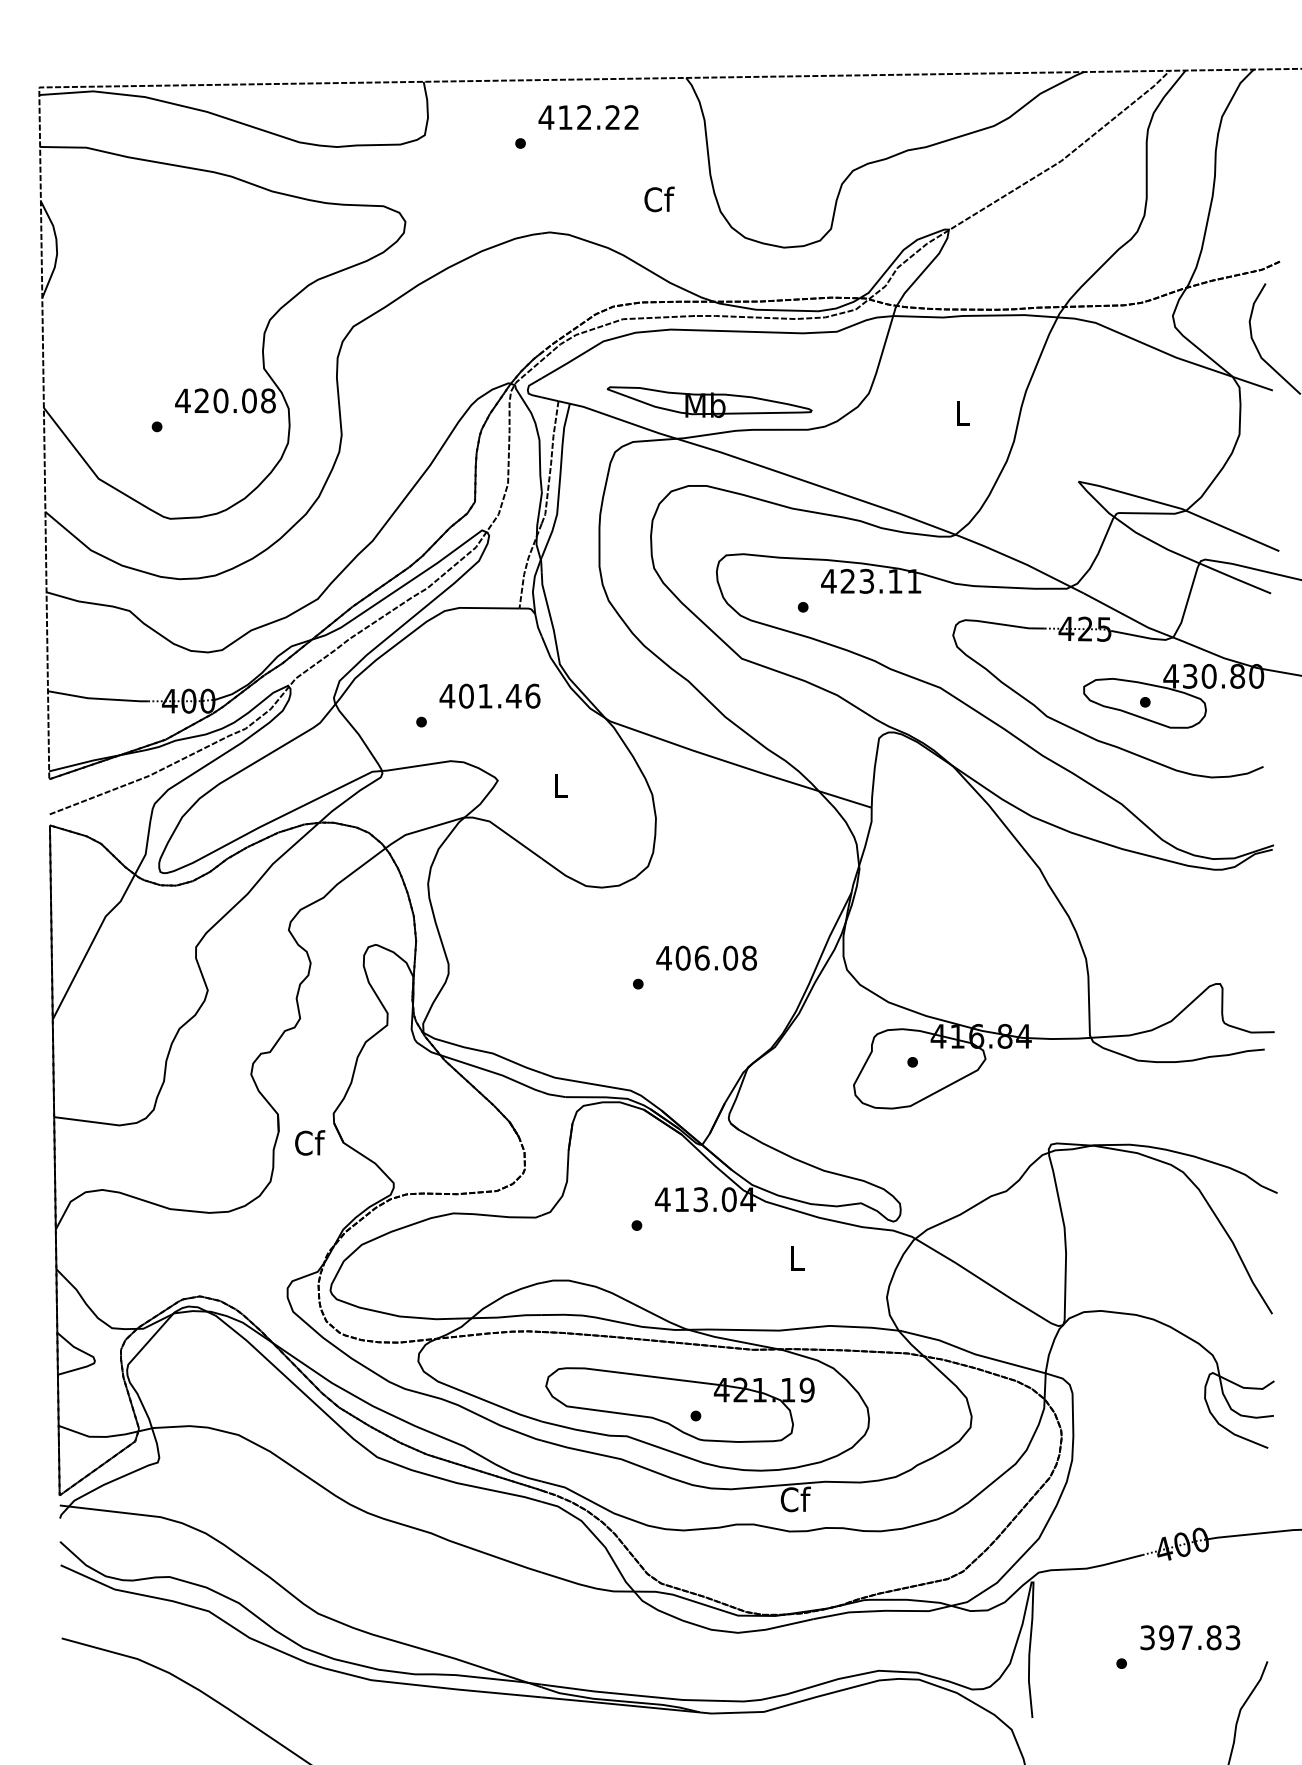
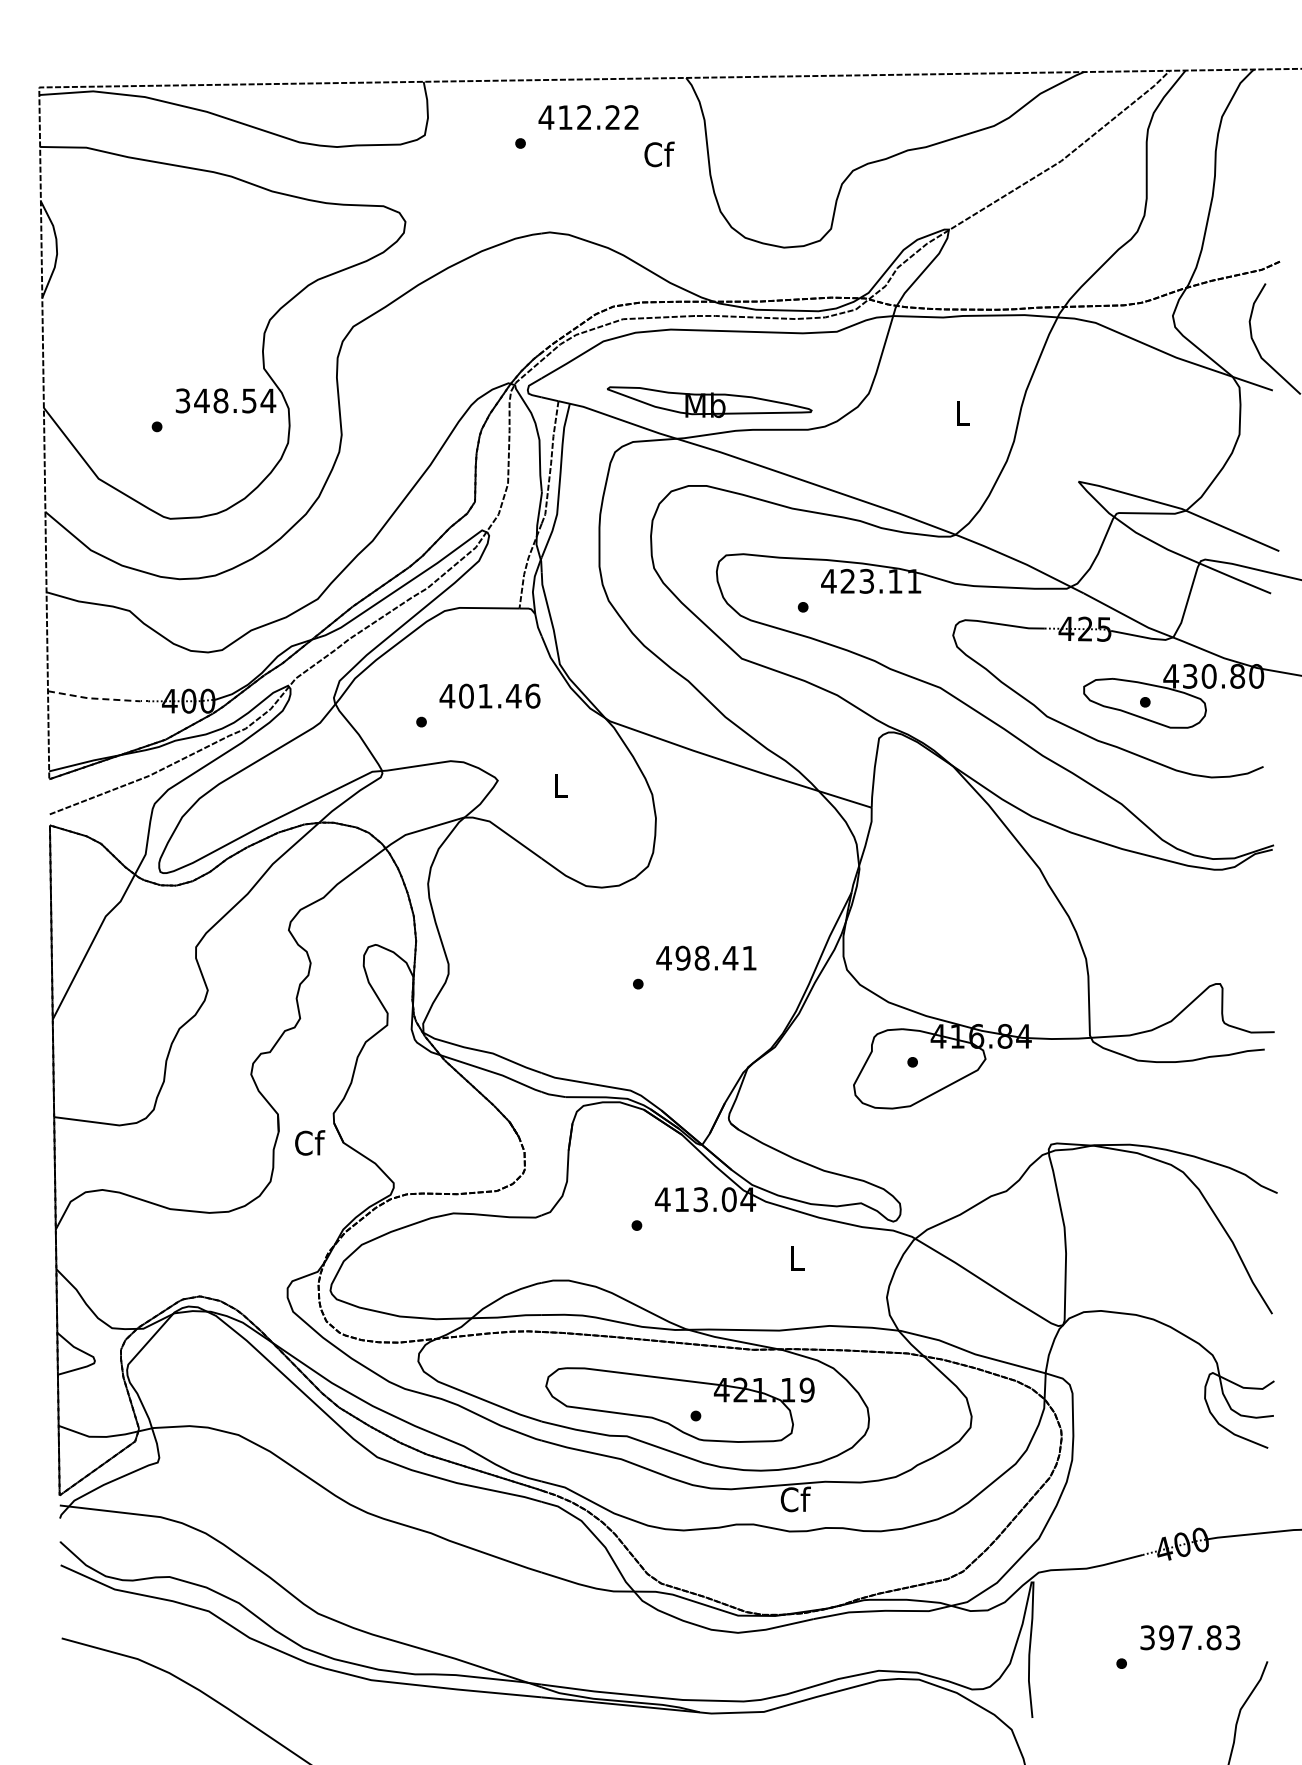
text position: (659, 199) -> (659, 154) (659, 154)
text: 420.08 -> 348.54 (225, 400)
line: solid -> dashed (97, 698)
text: 406.08 -> 498.41 (716, 957)
